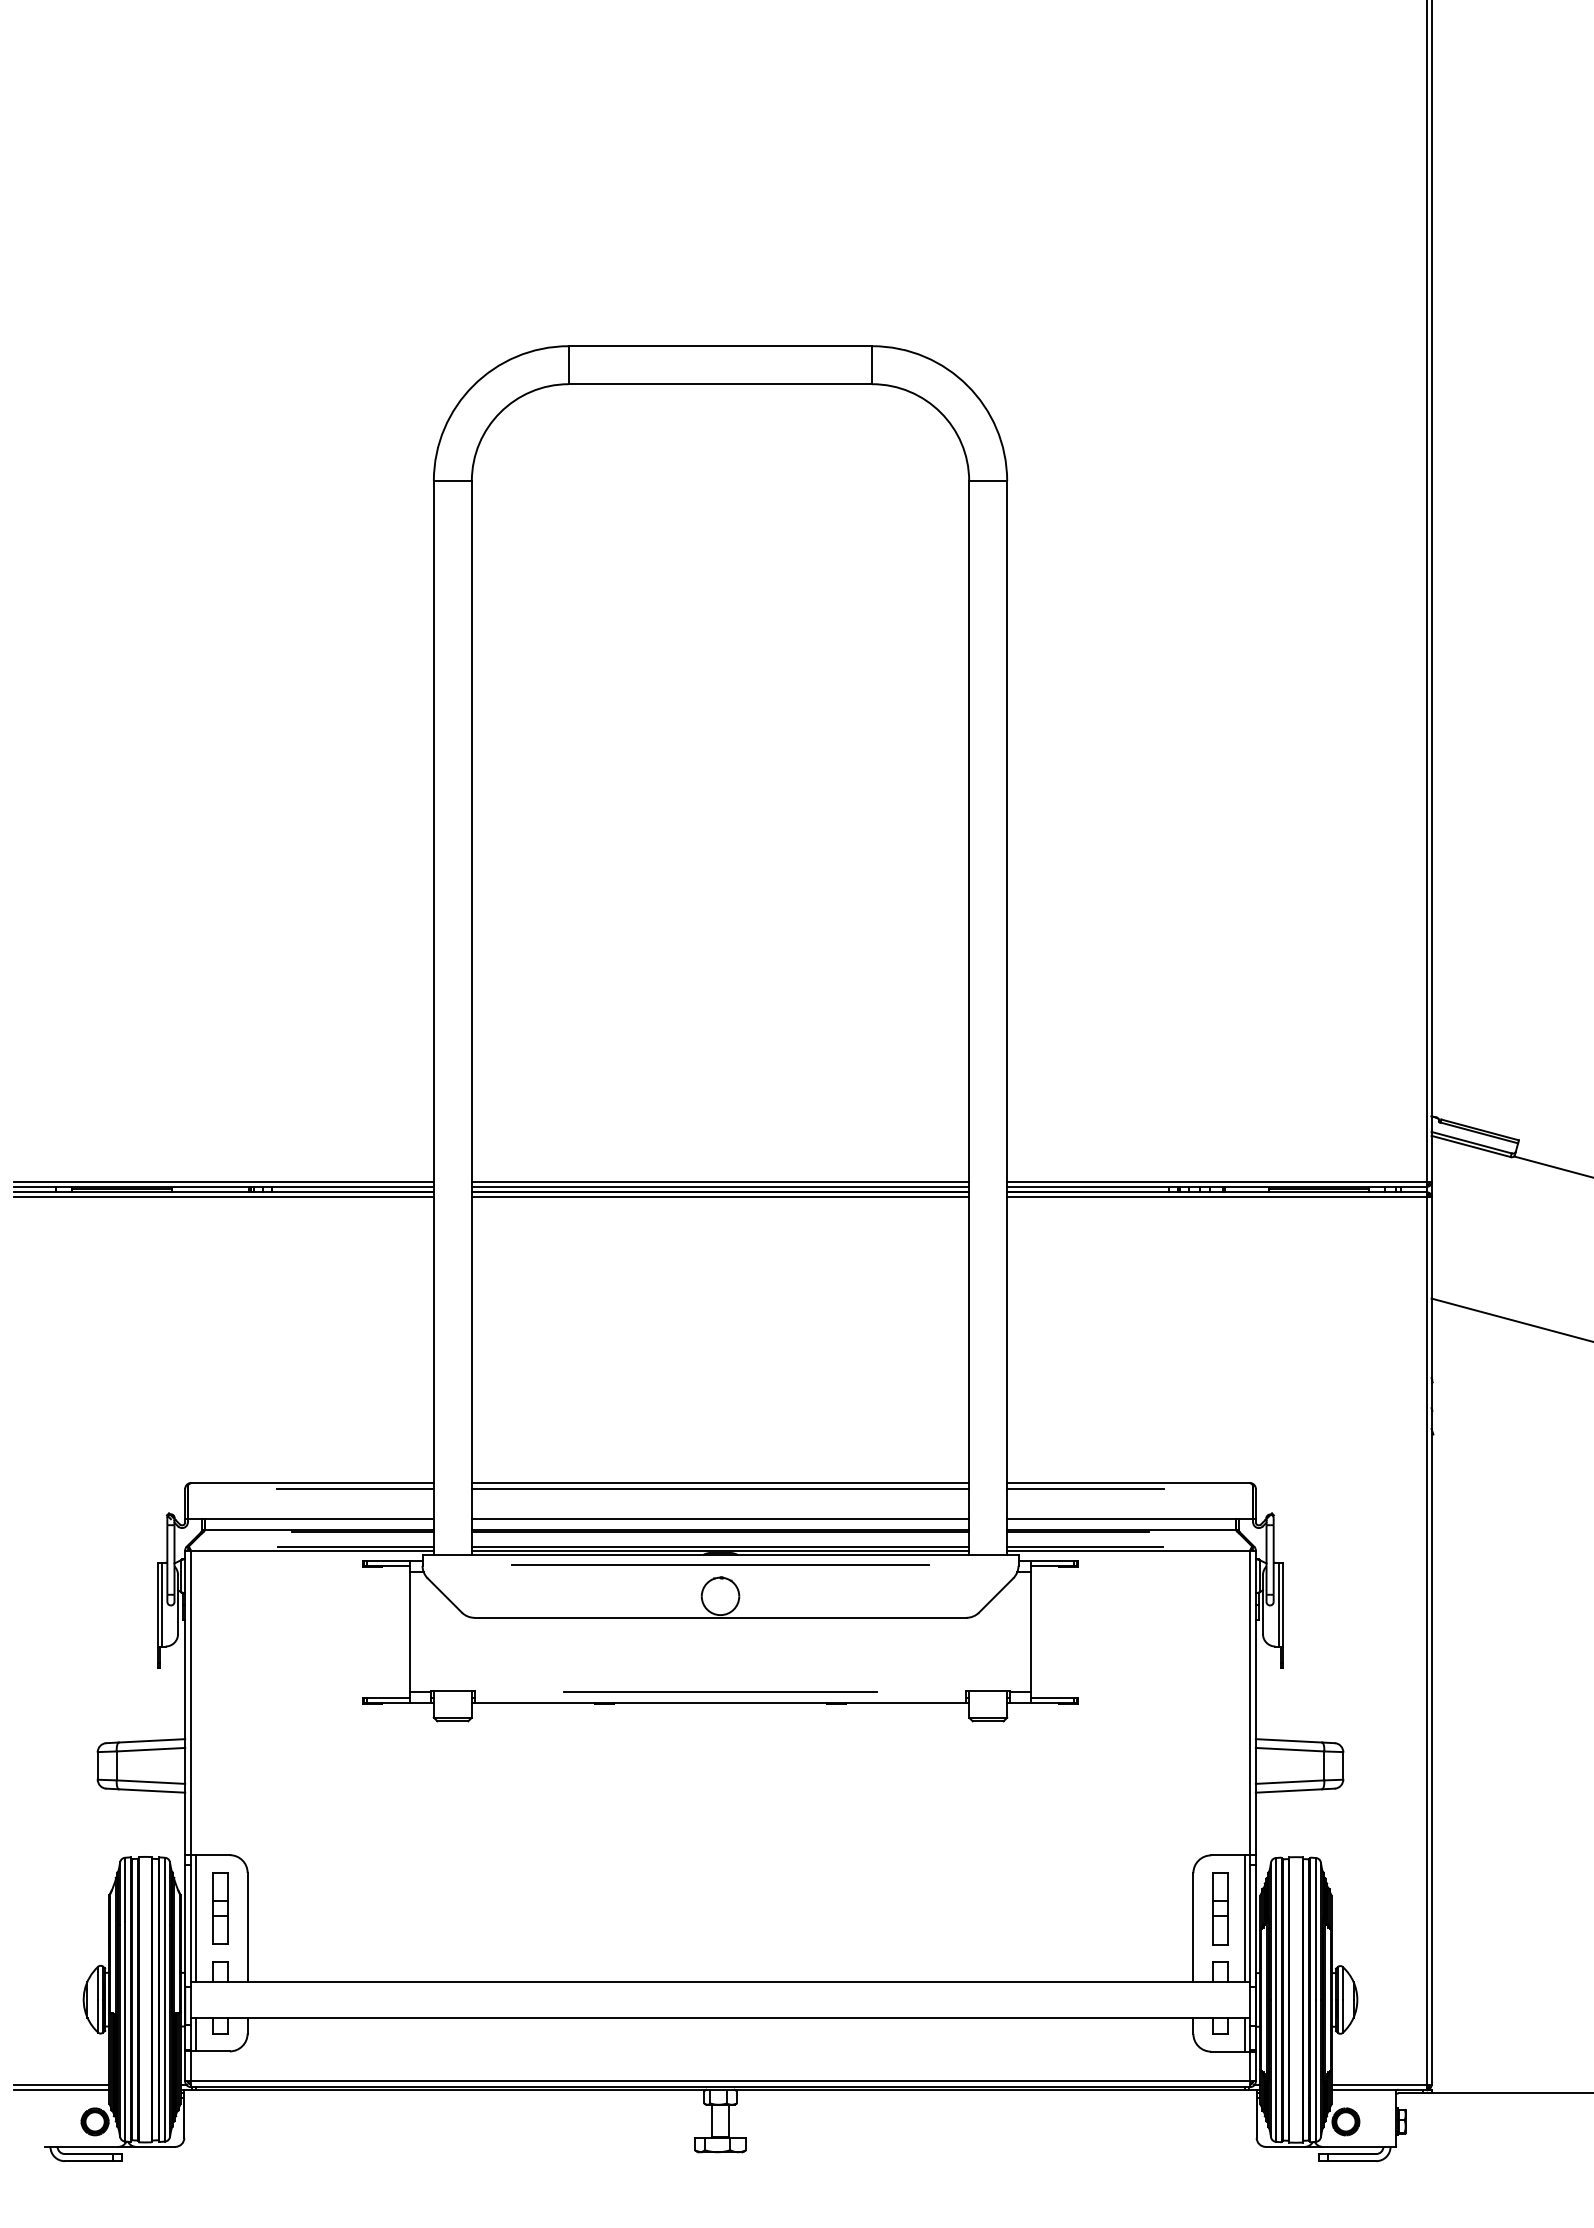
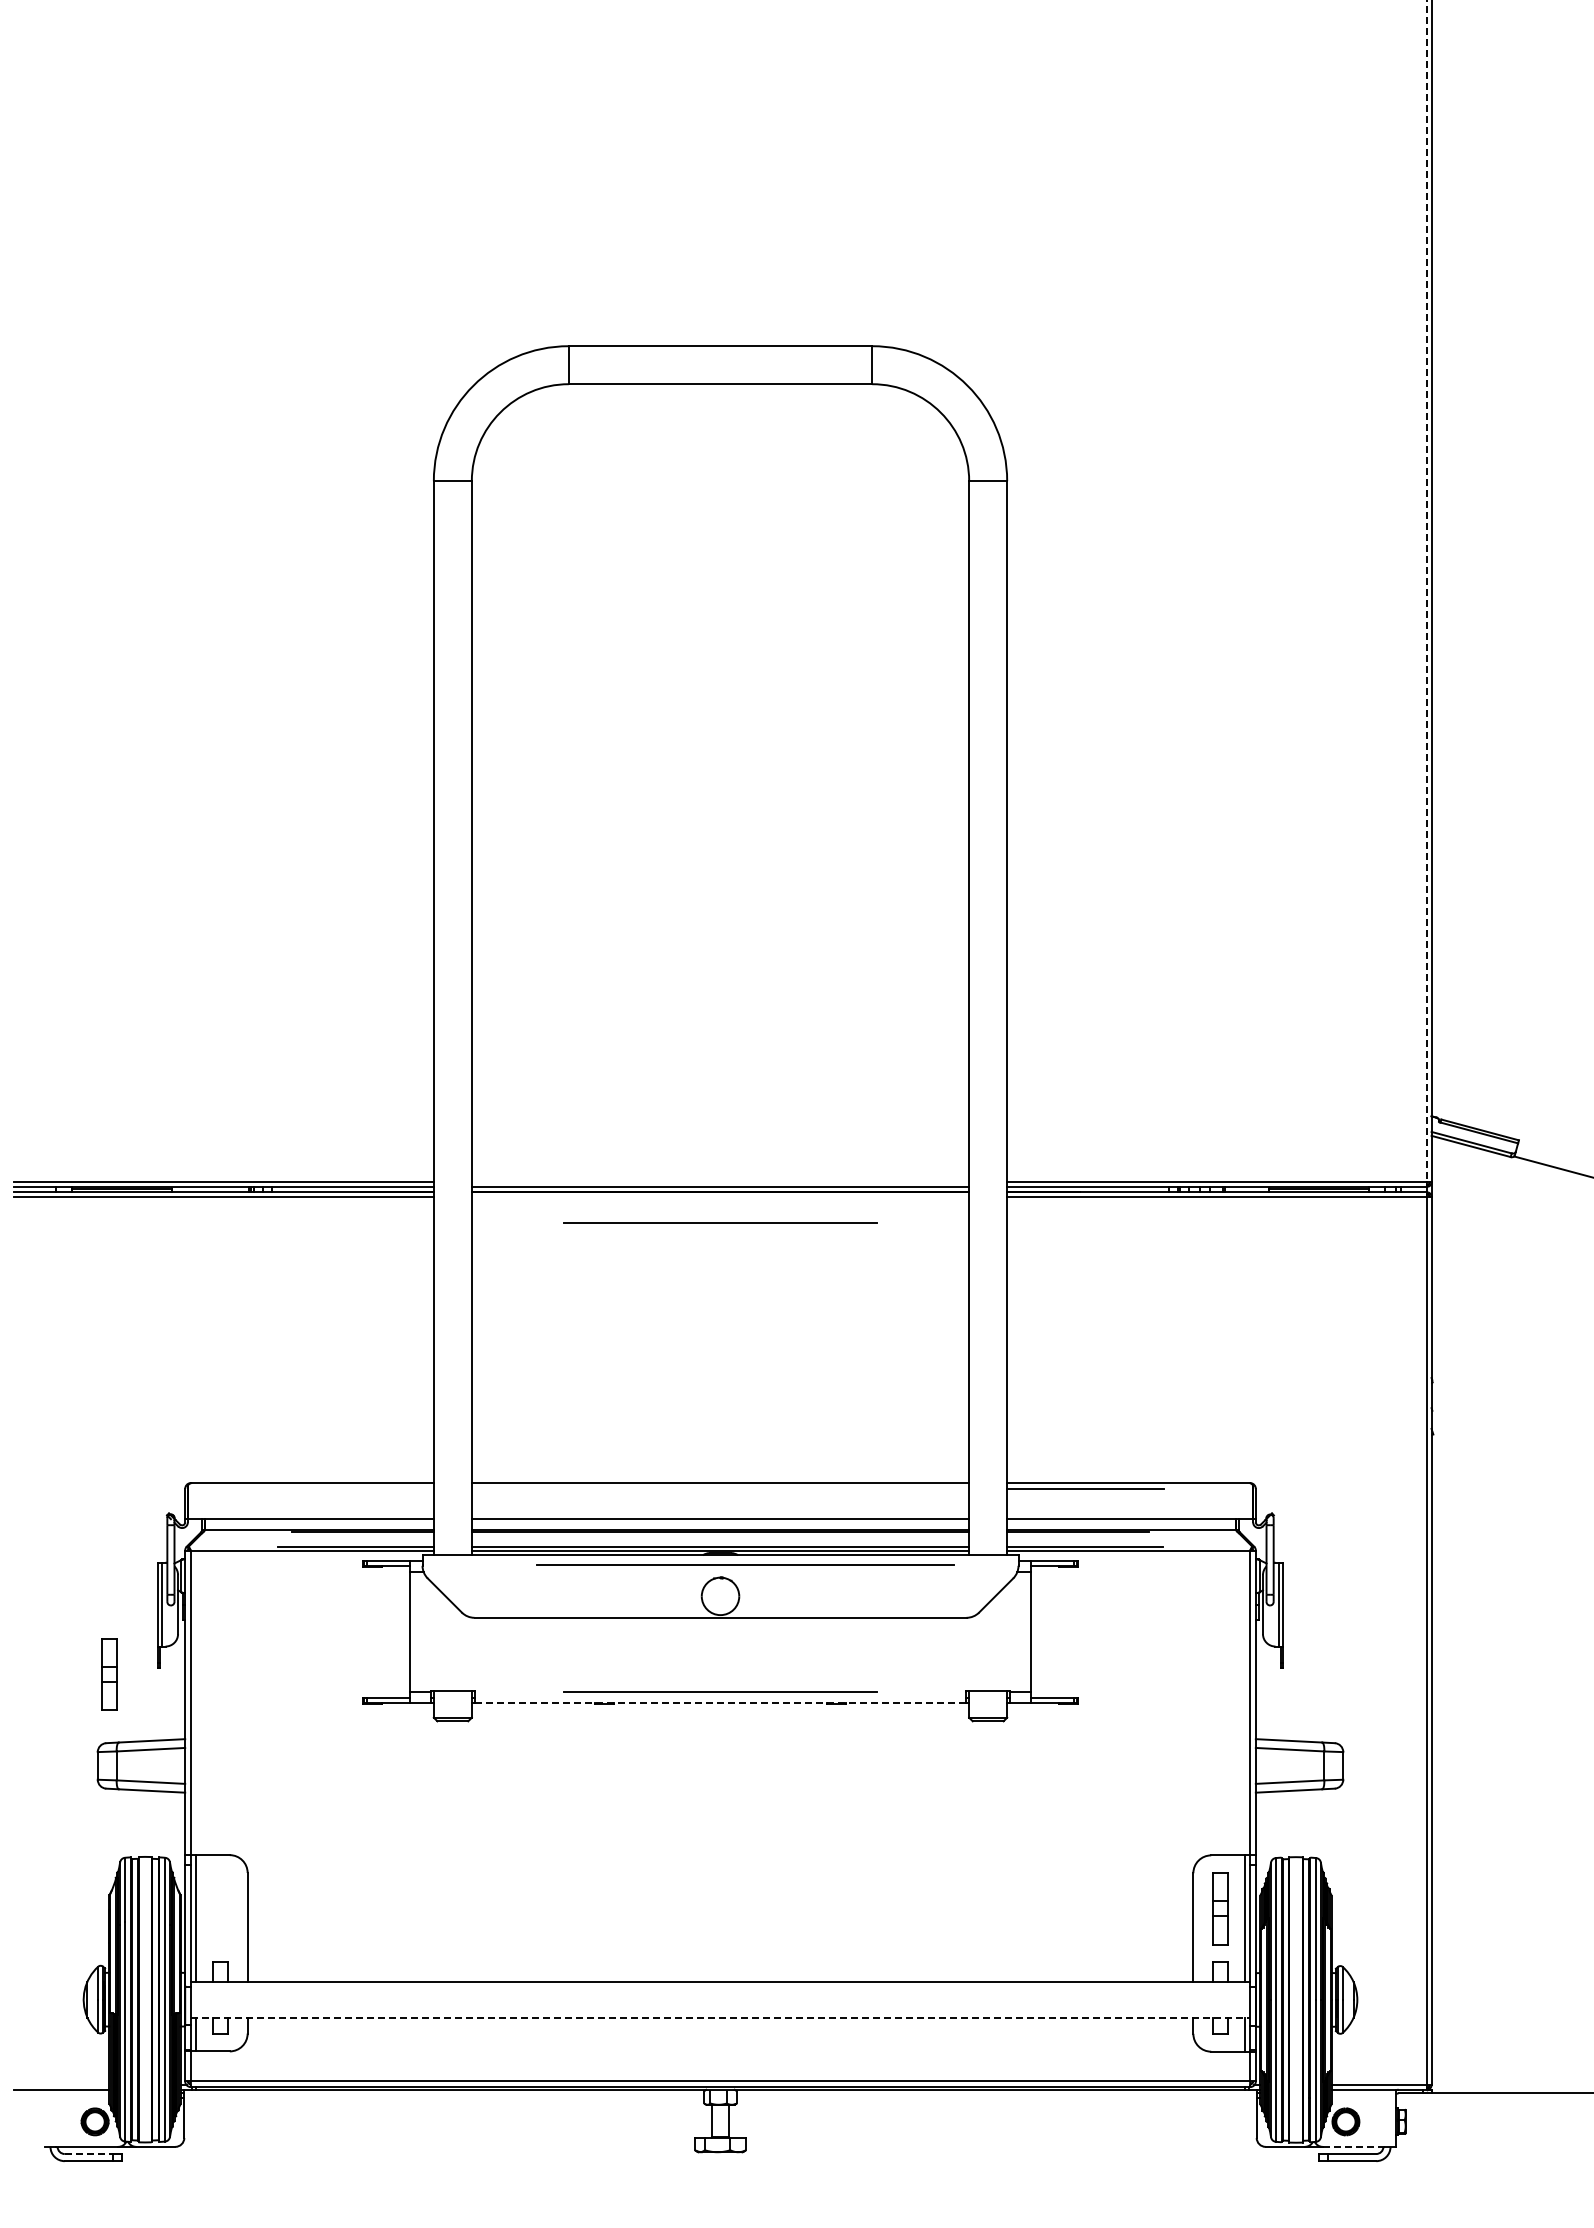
line: solid -> dashed (1426, 591)
line: present -> none (720, 1182)
line: present -> none (720, 1196)
line: none -> present (720, 1222)
line: present -> none (1510, 1319)
line: present -> none (355, 1488)
line: present -> none (720, 1488)
line position: (720, 1564) -> (745, 1564) (745, 1564)
line: solid -> dashed (720, 1703)
part position: (220, 1908) -> (109, 1674) (109, 1674)
line: solid -> dashed (720, 2017)
line: present -> none (61, 2085)
line: solid -> dashed (1353, 2146)
line: solid -> dashed (89, 2154)
